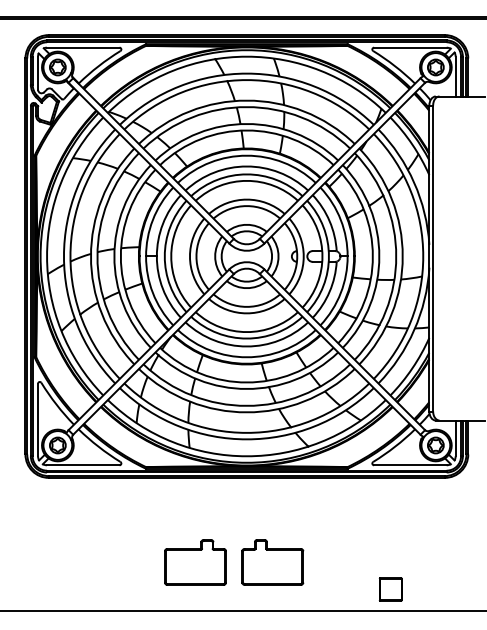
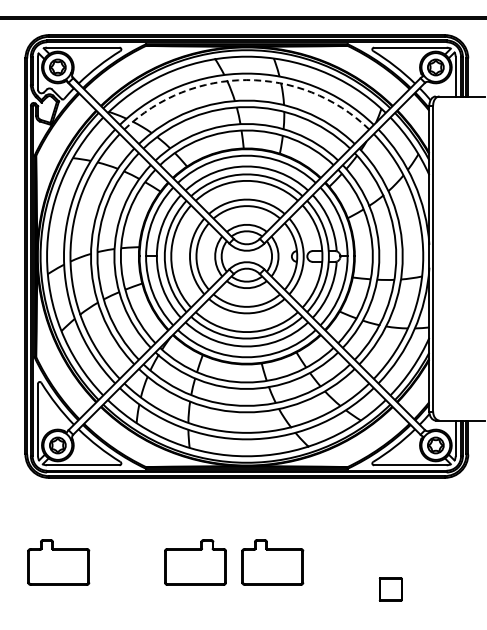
arc: solid -> dashed (246, 80)
part: none -> present (58, 562)
line: present -> none (242, 611)
